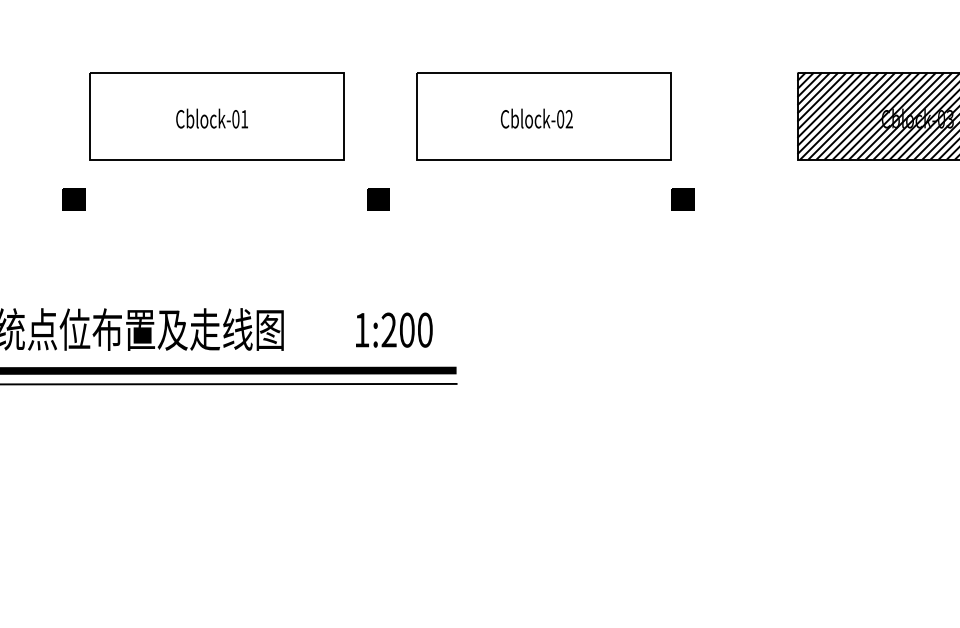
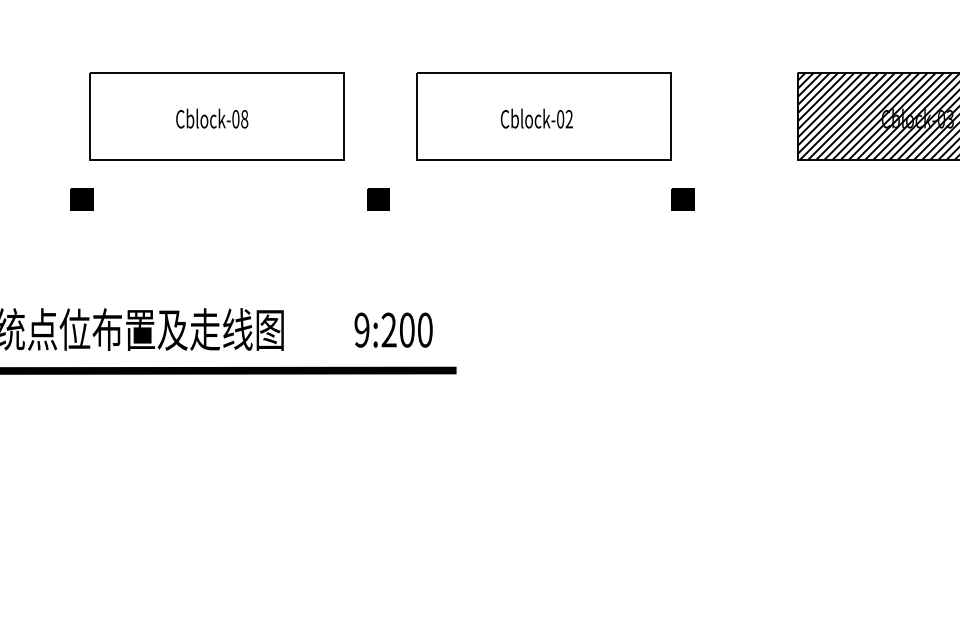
text: Cblock-01 -> Cblock-08 (244, 119)
part position: (73, 199) -> (81, 199) (81, 199)
text: 1:200 -> 9:200 (361, 329)
line: present -> none (229, 383)
